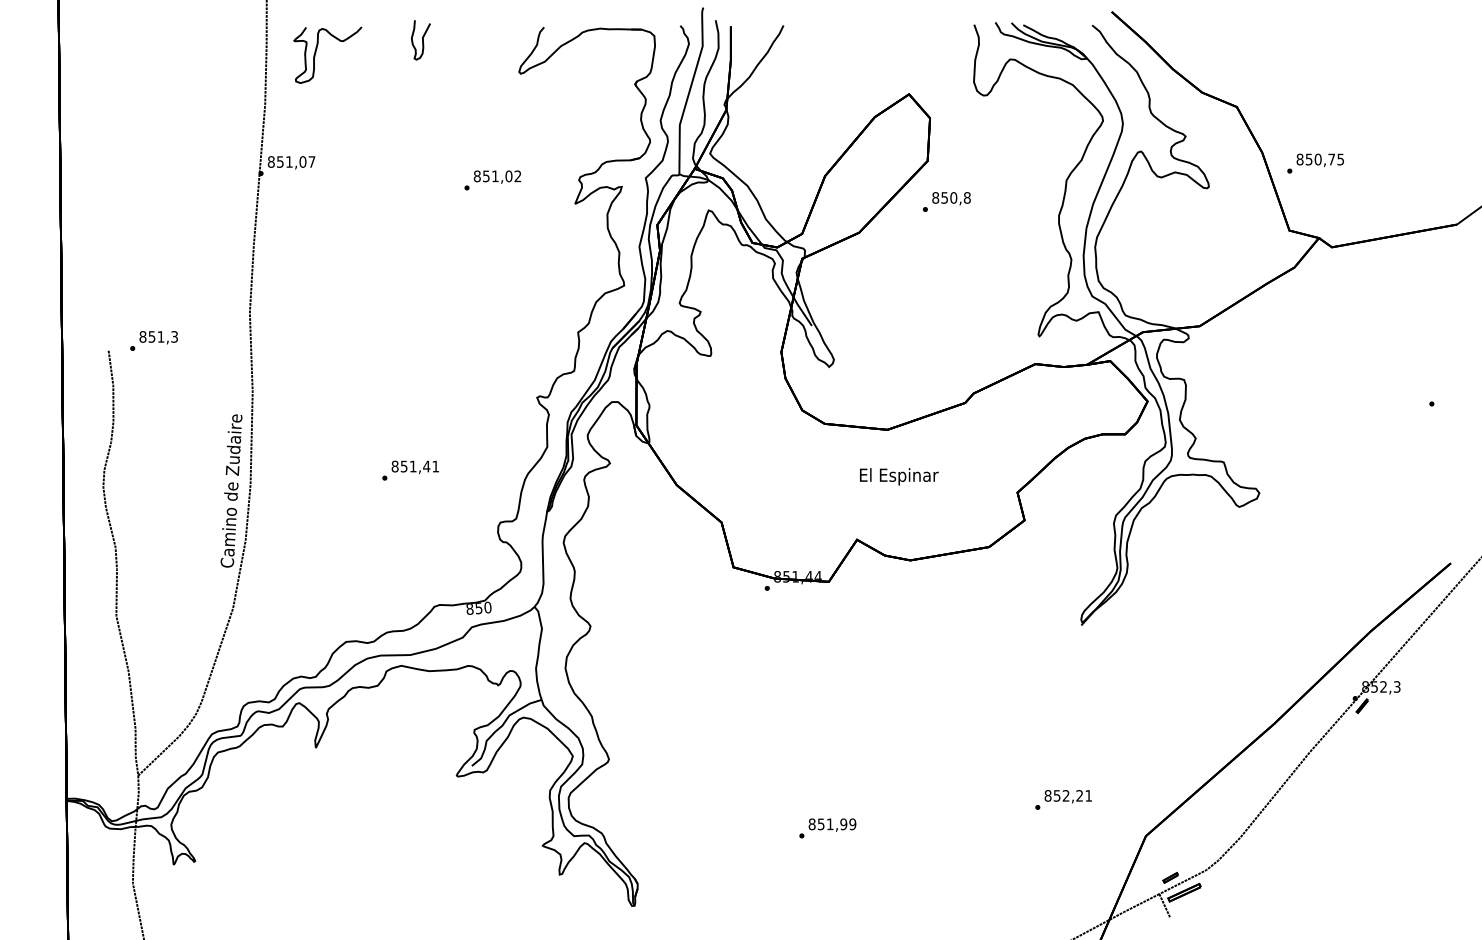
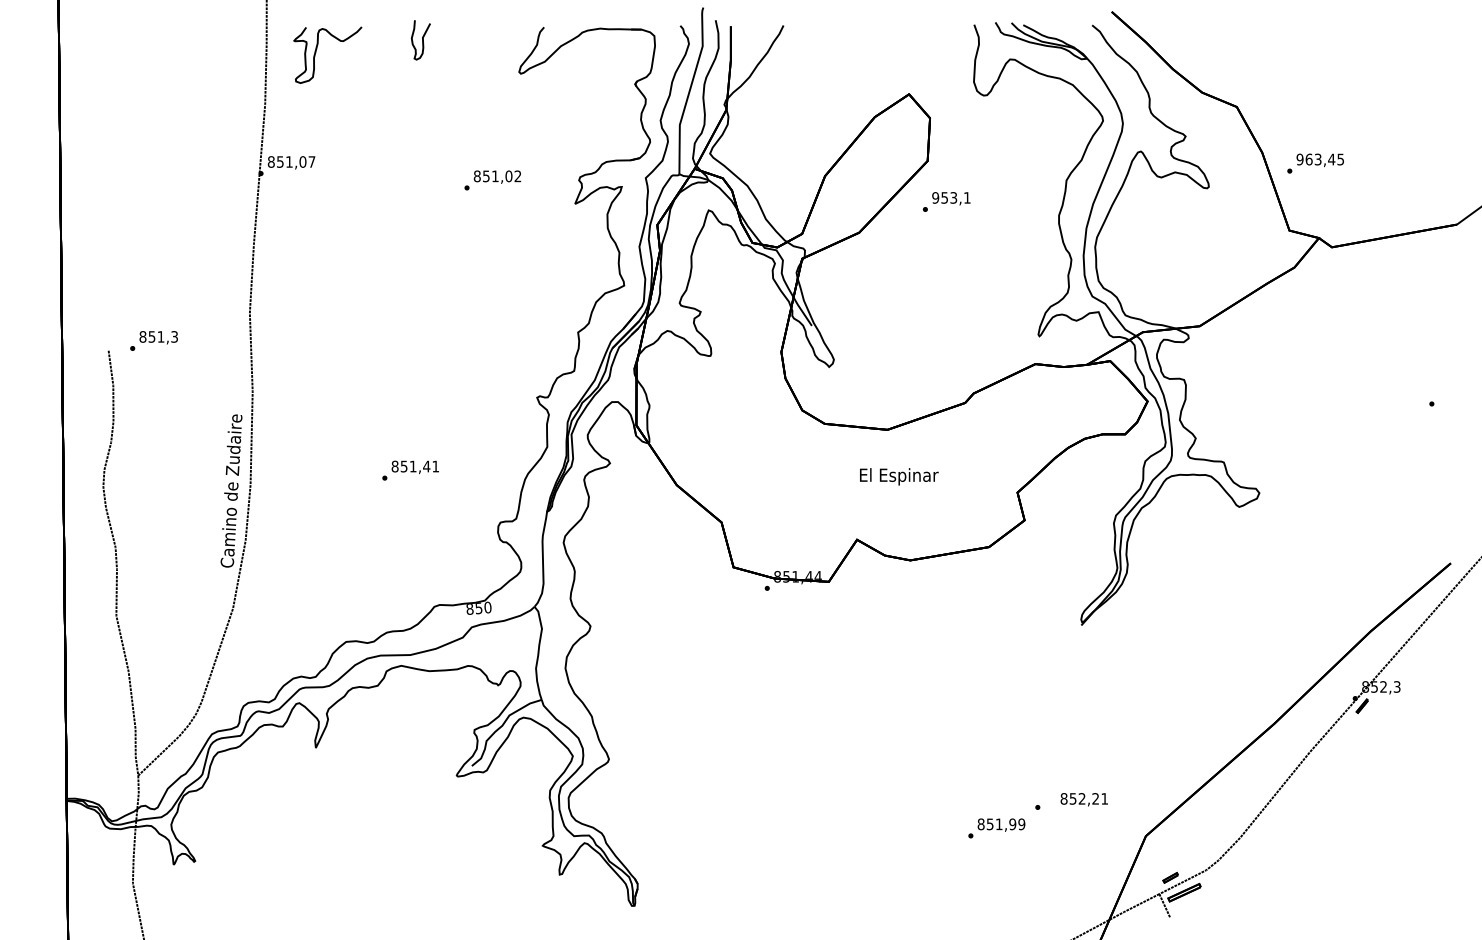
text: 850,75 -> 963,45 (1315, 159)
text: 850,8 -> 953,1 (951, 197)
text position: (1067, 796) -> (1083, 799) (1083, 799)
text position: (827, 828) -> (996, 828) (996, 828)
